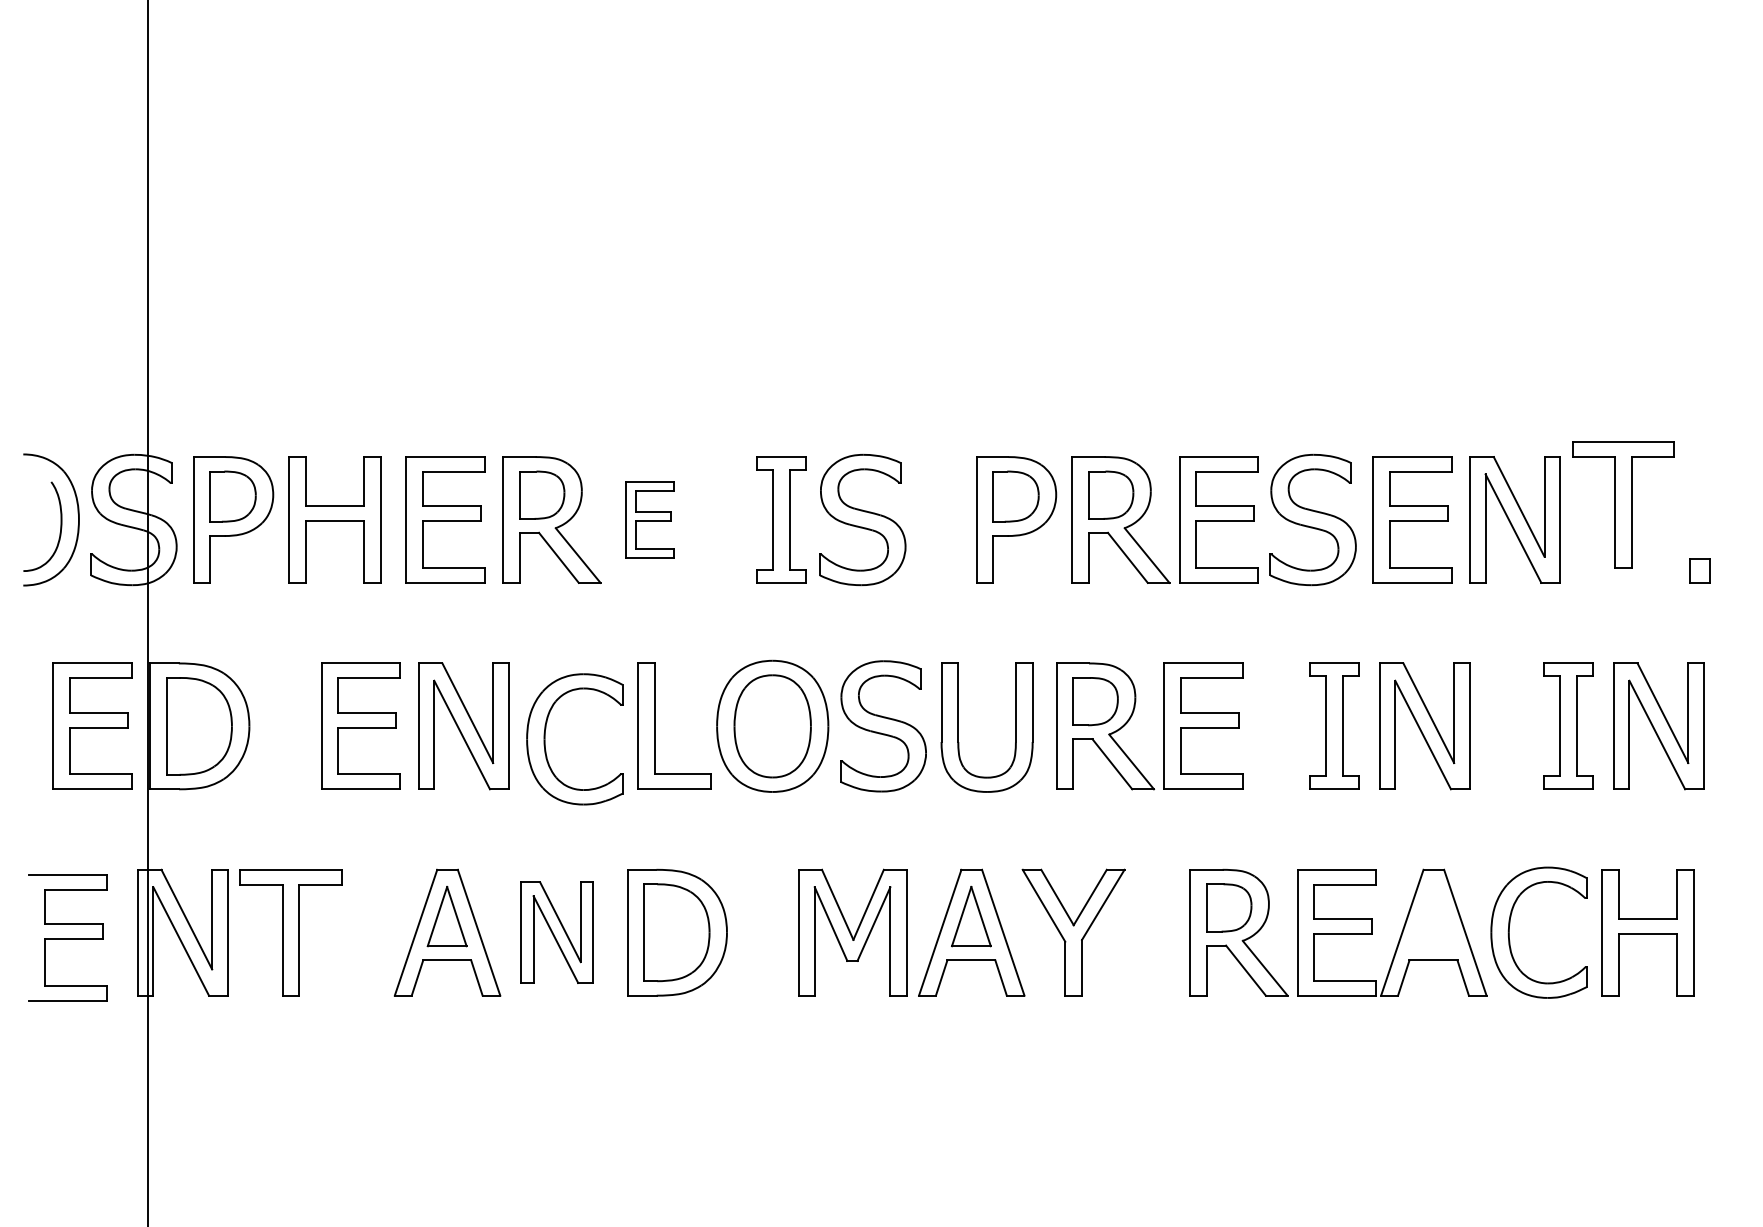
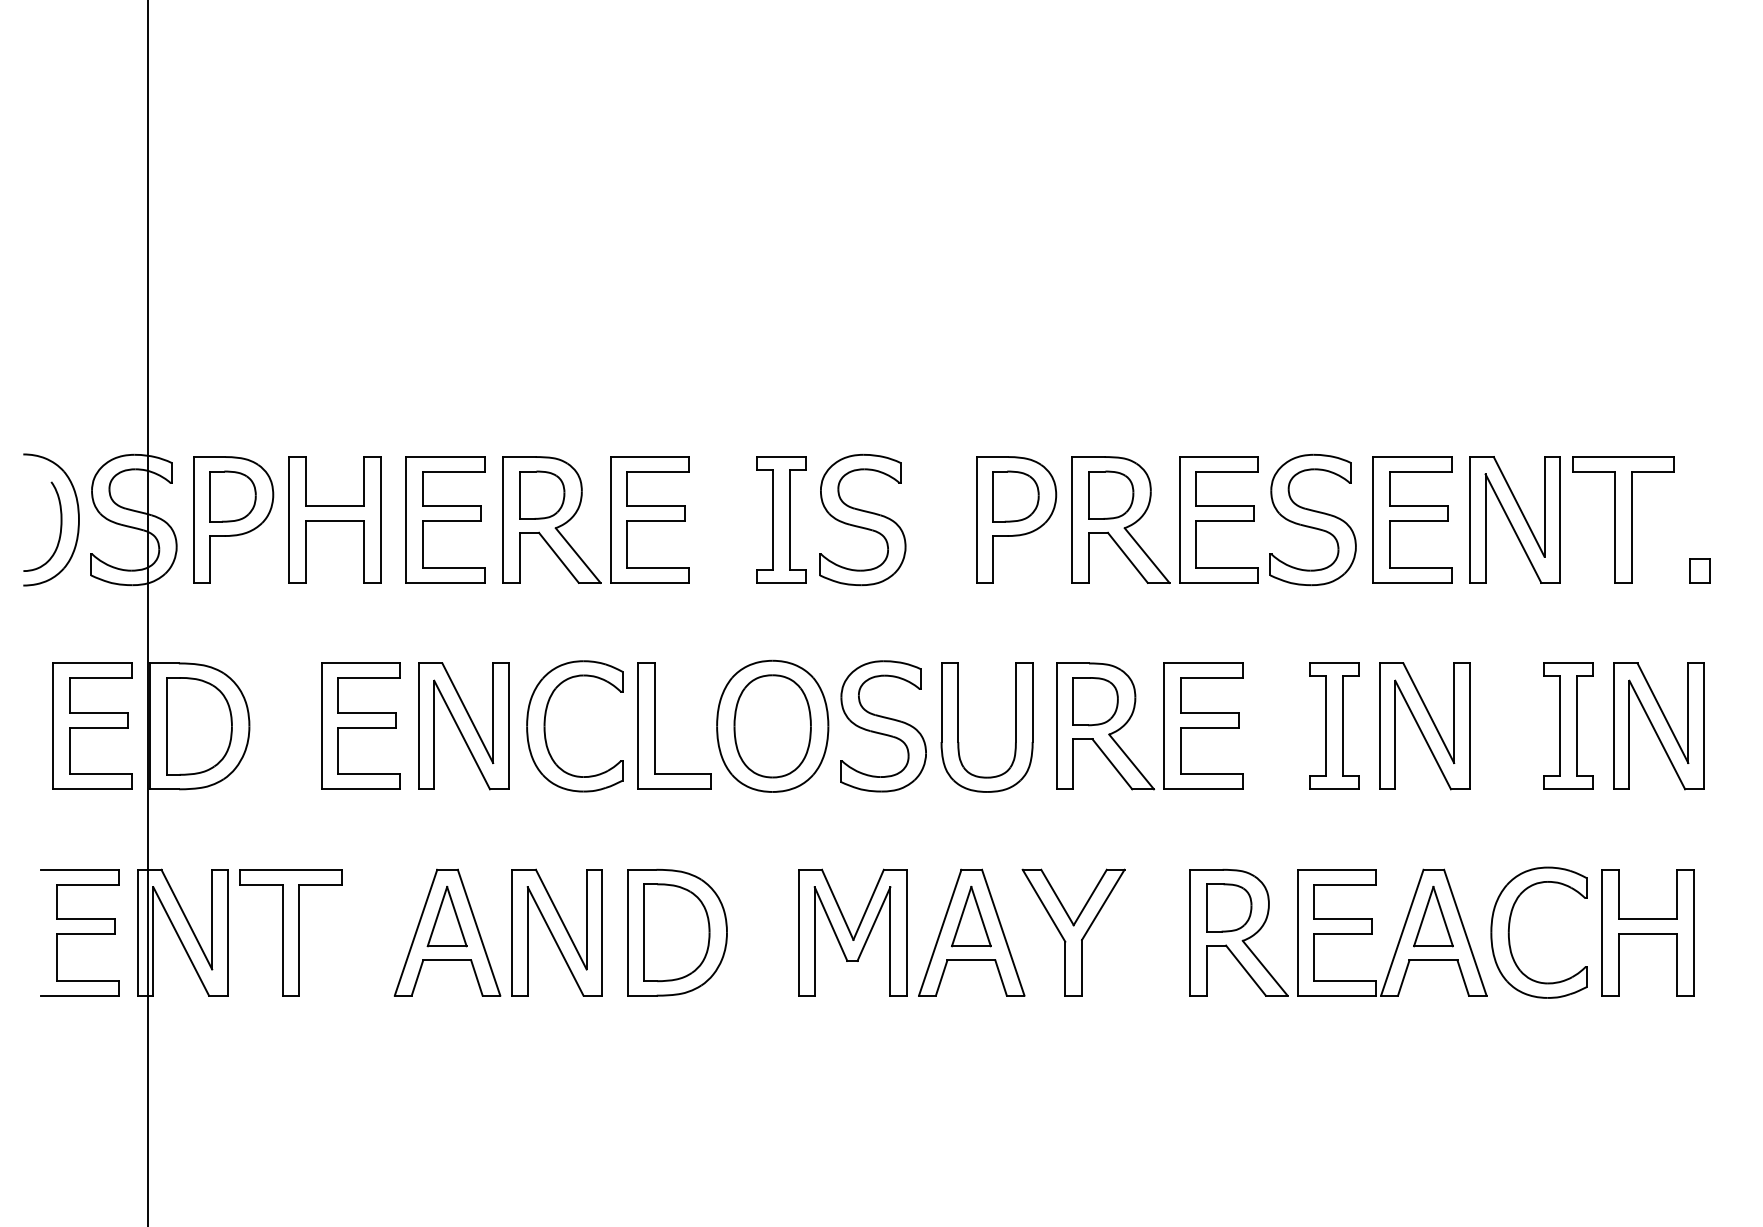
part position: (1623, 504) -> (1623, 519) (1623, 519)
part size: 50x78 px -> 80x128 px (649, 519)
part position: (545, 739) -> (545, 726) (545, 726)
part: none -> present (1433, 916)
part size: 74x103 px -> 92x129 px (556, 932)
part position: (67, 937) -> (79, 932) (79, 932)
